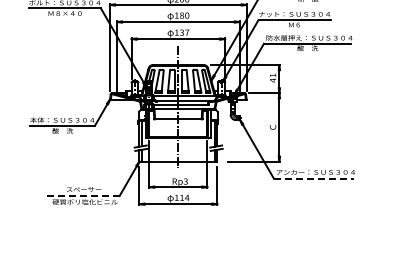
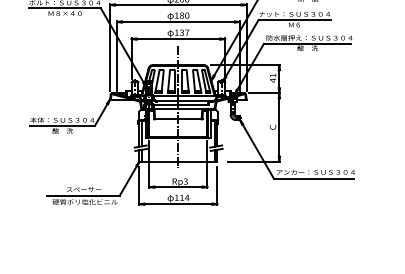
line: dashed -> solid (313, 178)
line: dashed -> solid (82, 195)
